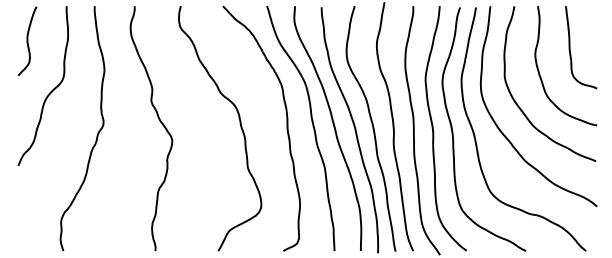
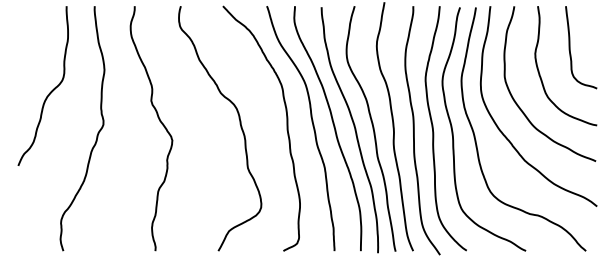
curve: present -> none (27, 40)
